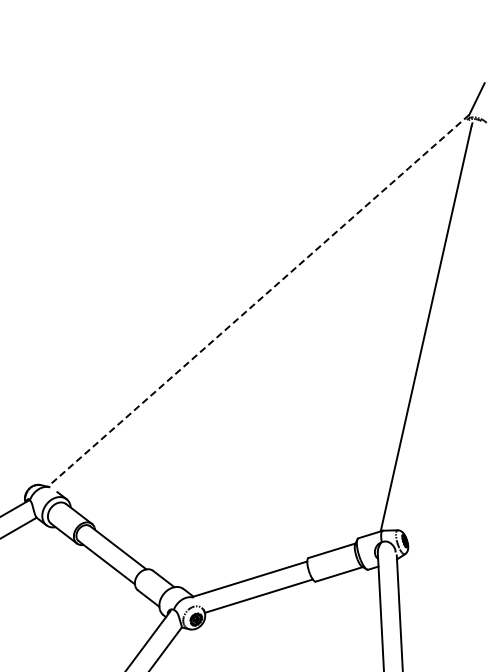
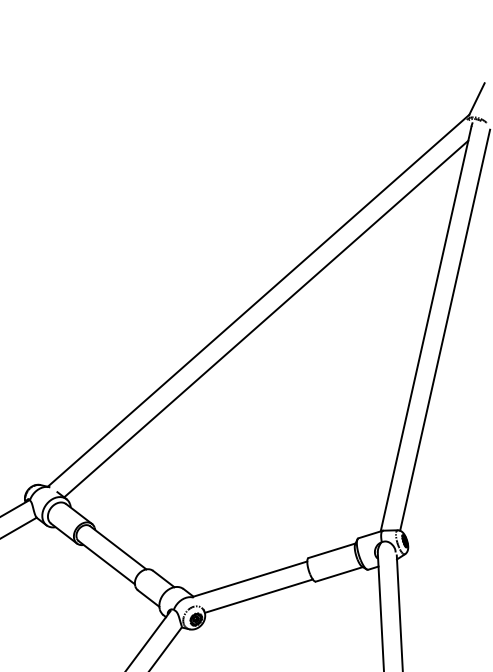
line: dashed -> solid (258, 301)
line: none -> present (266, 318)
line: none -> present (444, 330)
